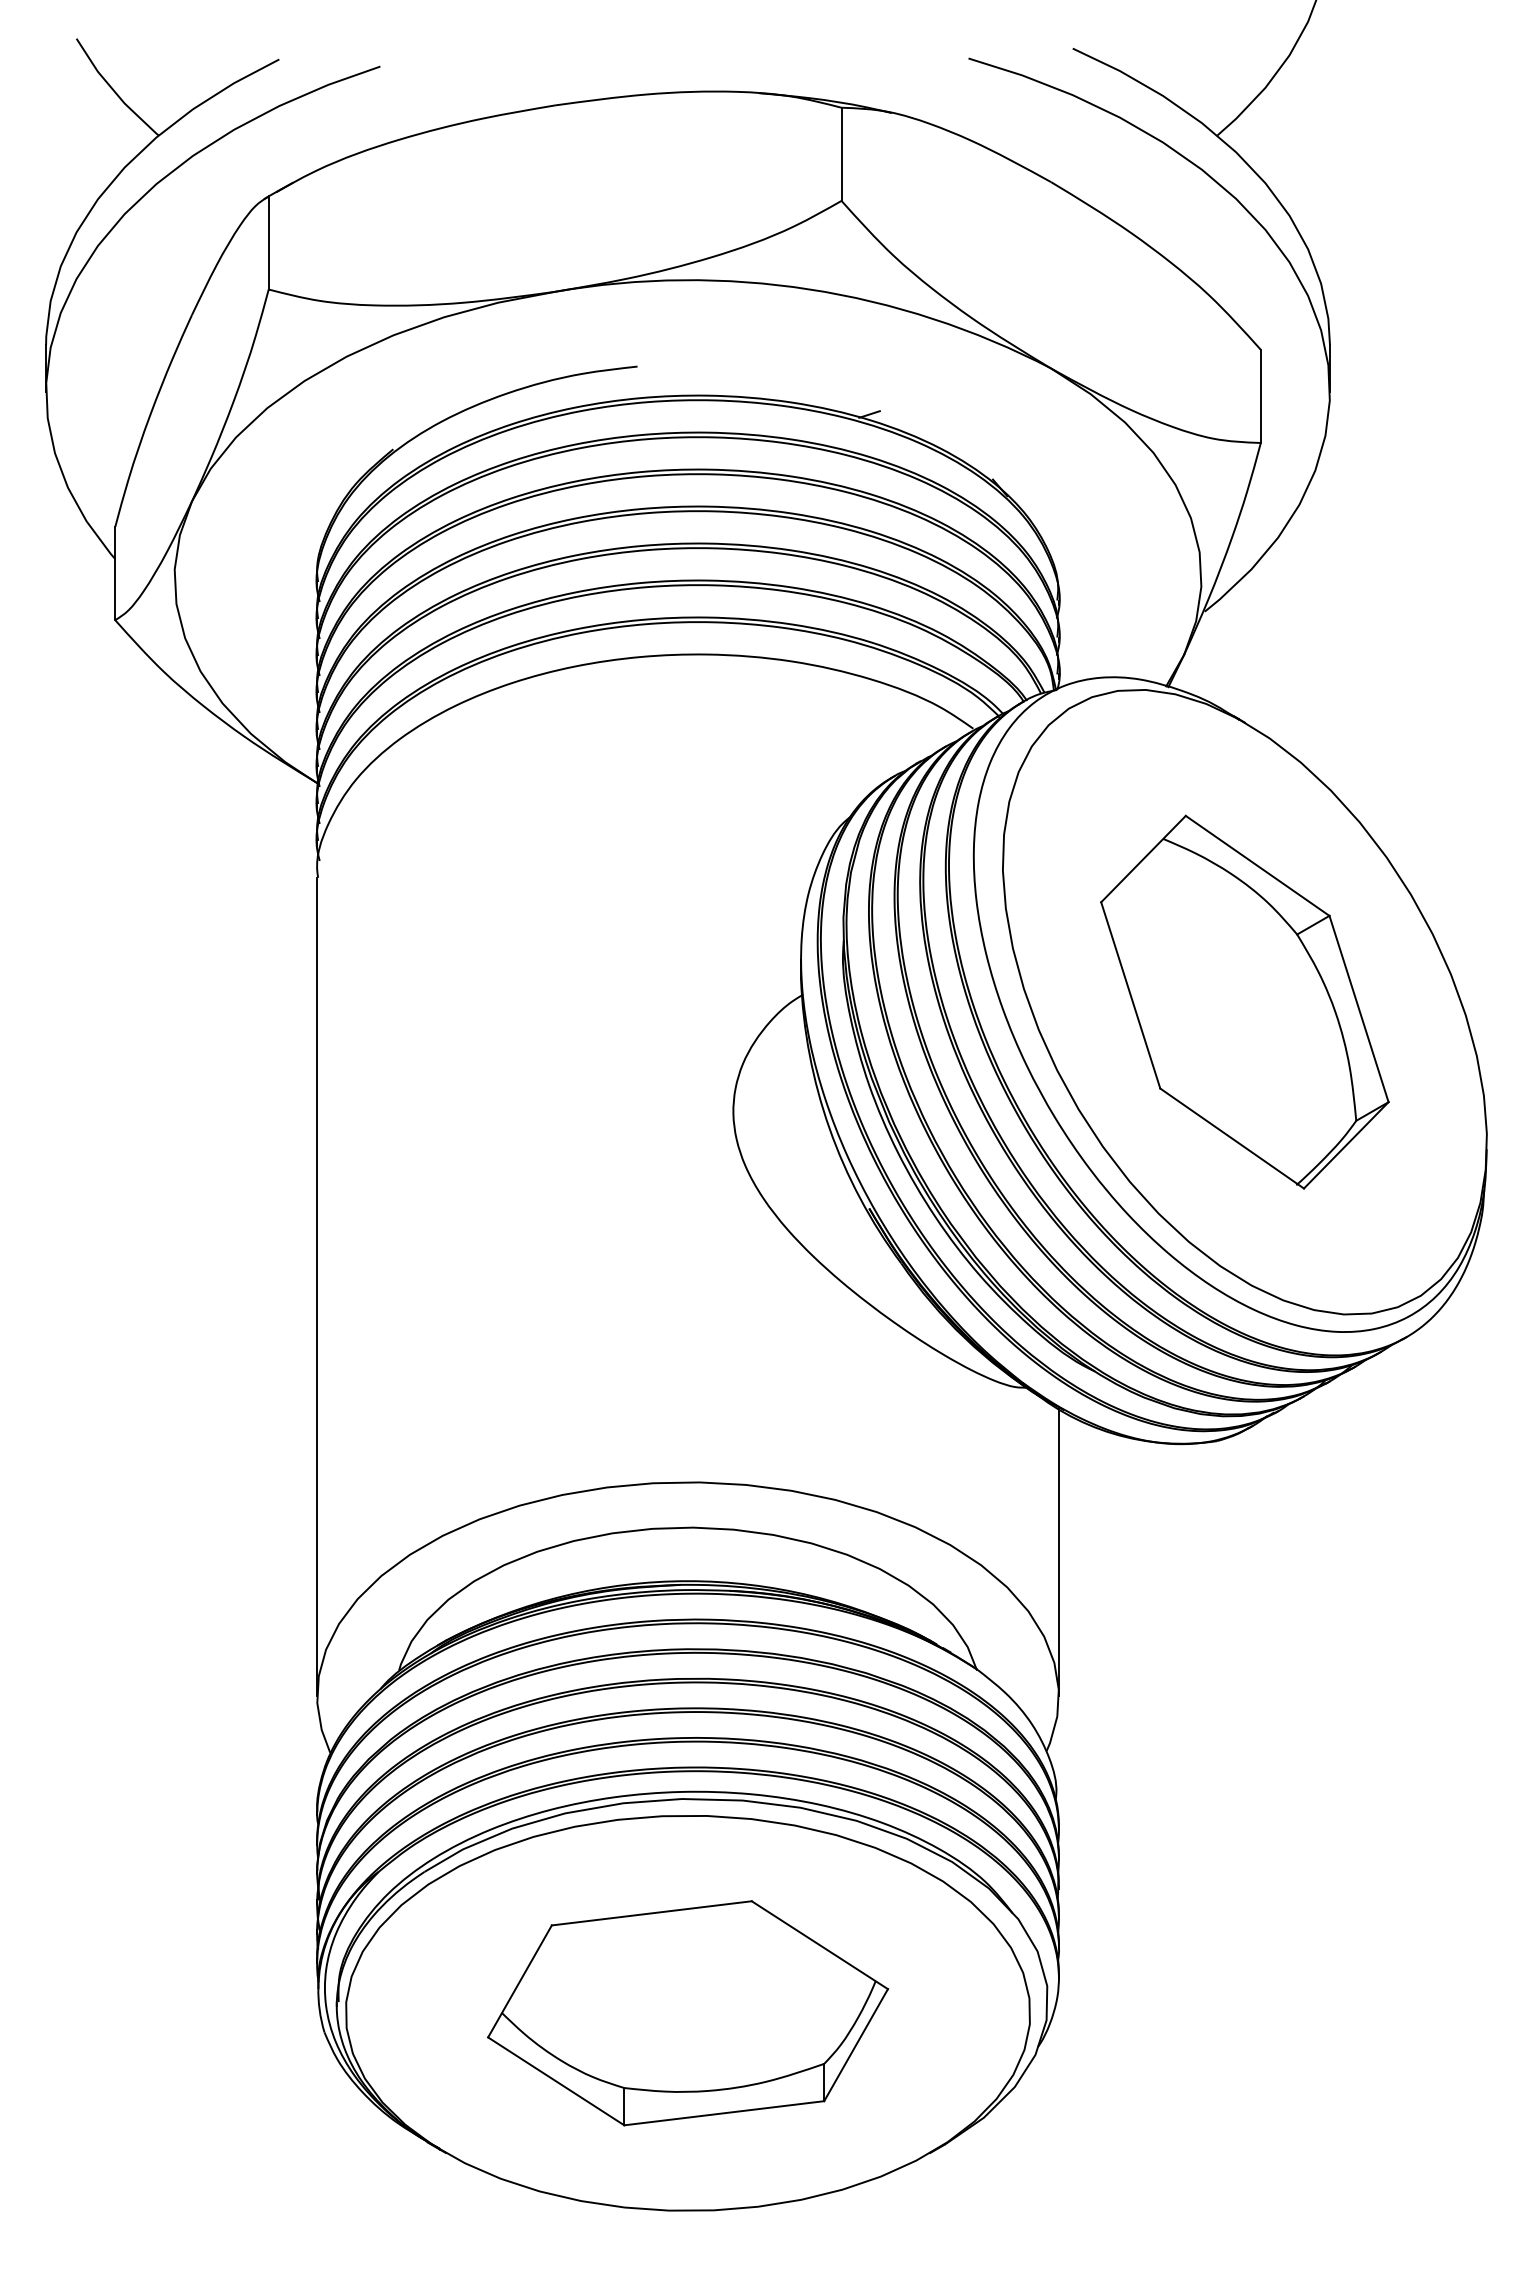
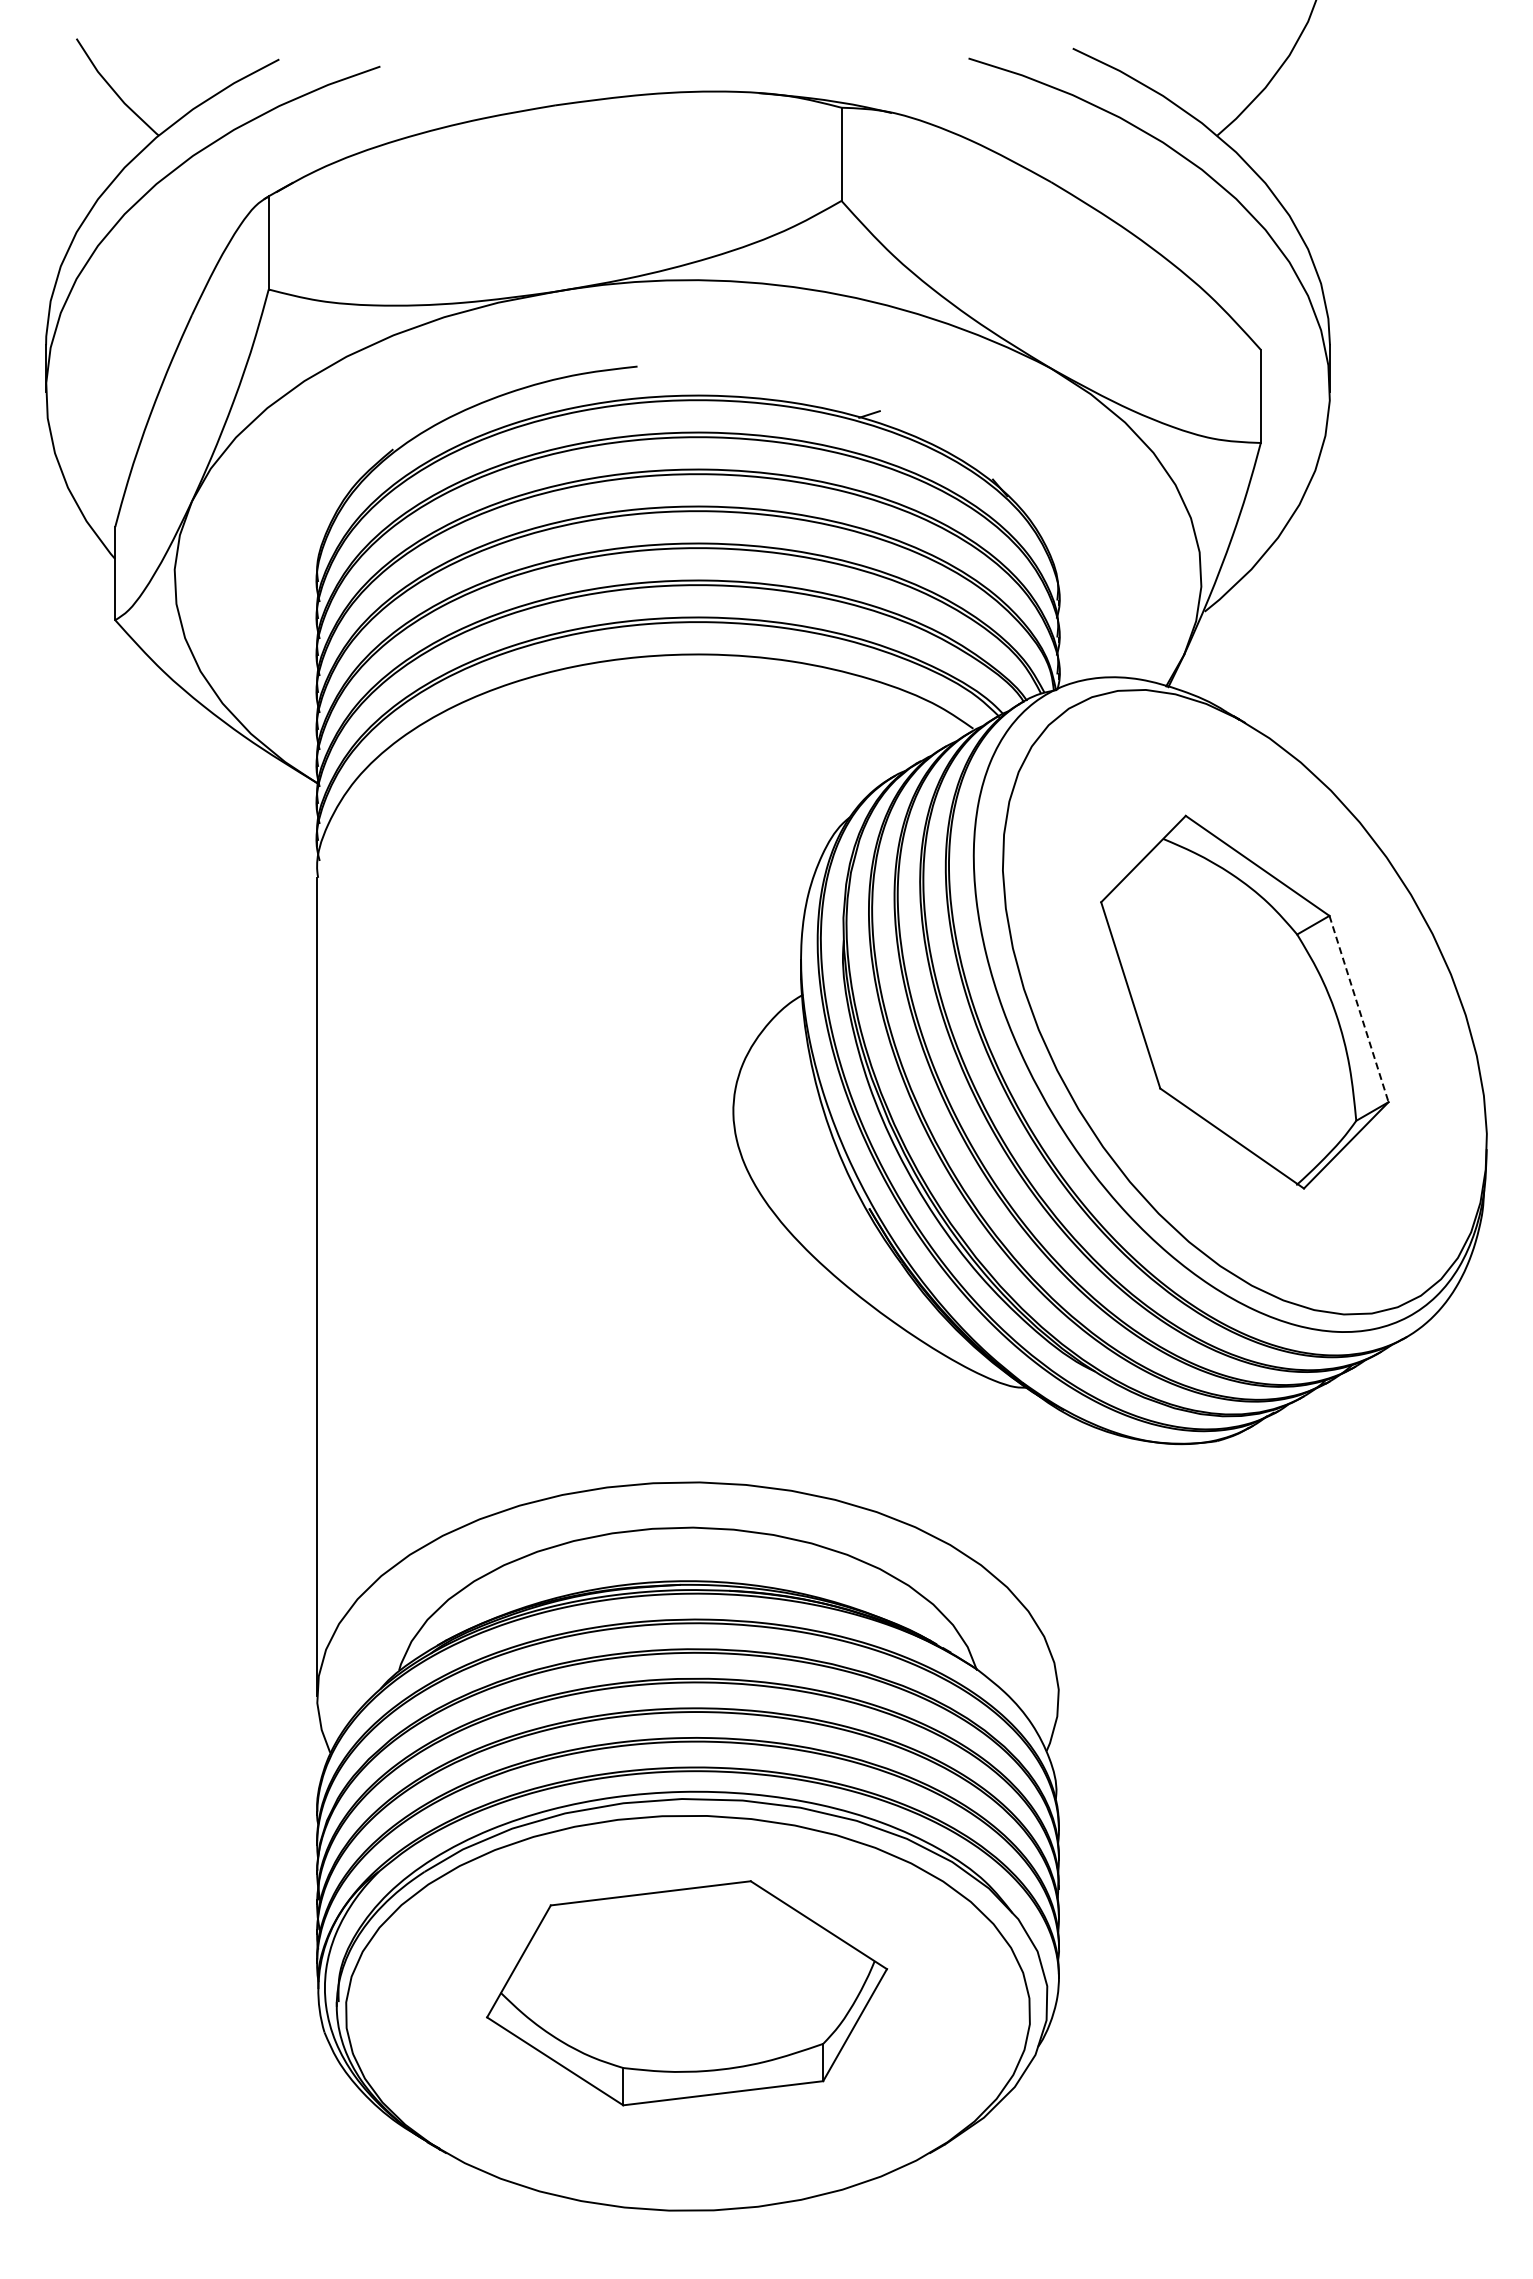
line: solid -> dashed (1359, 1009)
line: present -> none (1058, 1551)
part position: (688, 2013) -> (687, 1993) (687, 1993)
